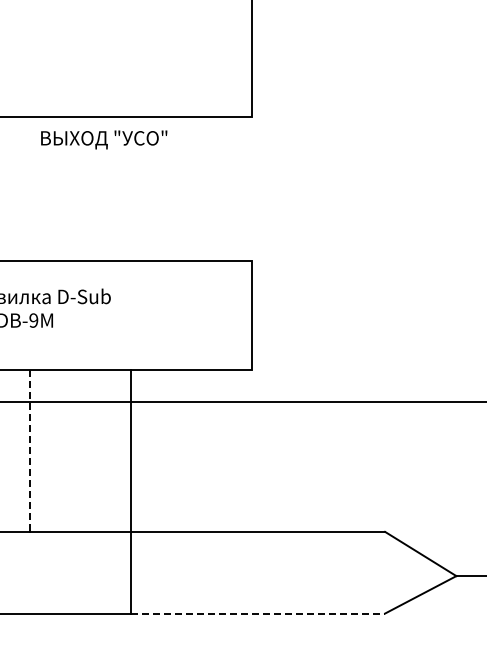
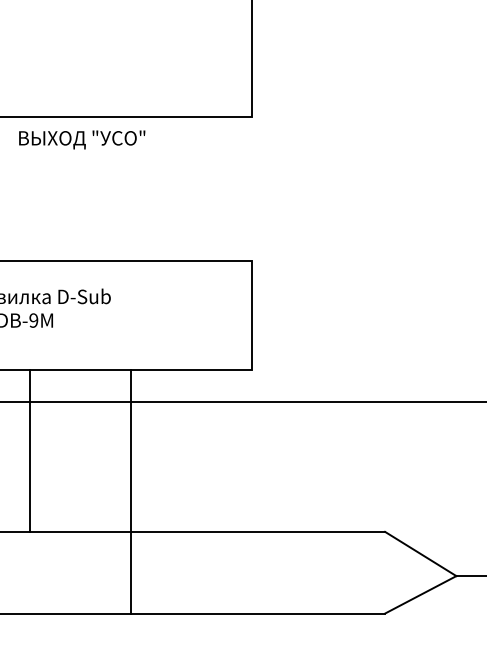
text position: (104, 139) -> (82, 139) (82, 139)
line: dashed -> solid (29, 451)
line: dashed -> solid (258, 613)
